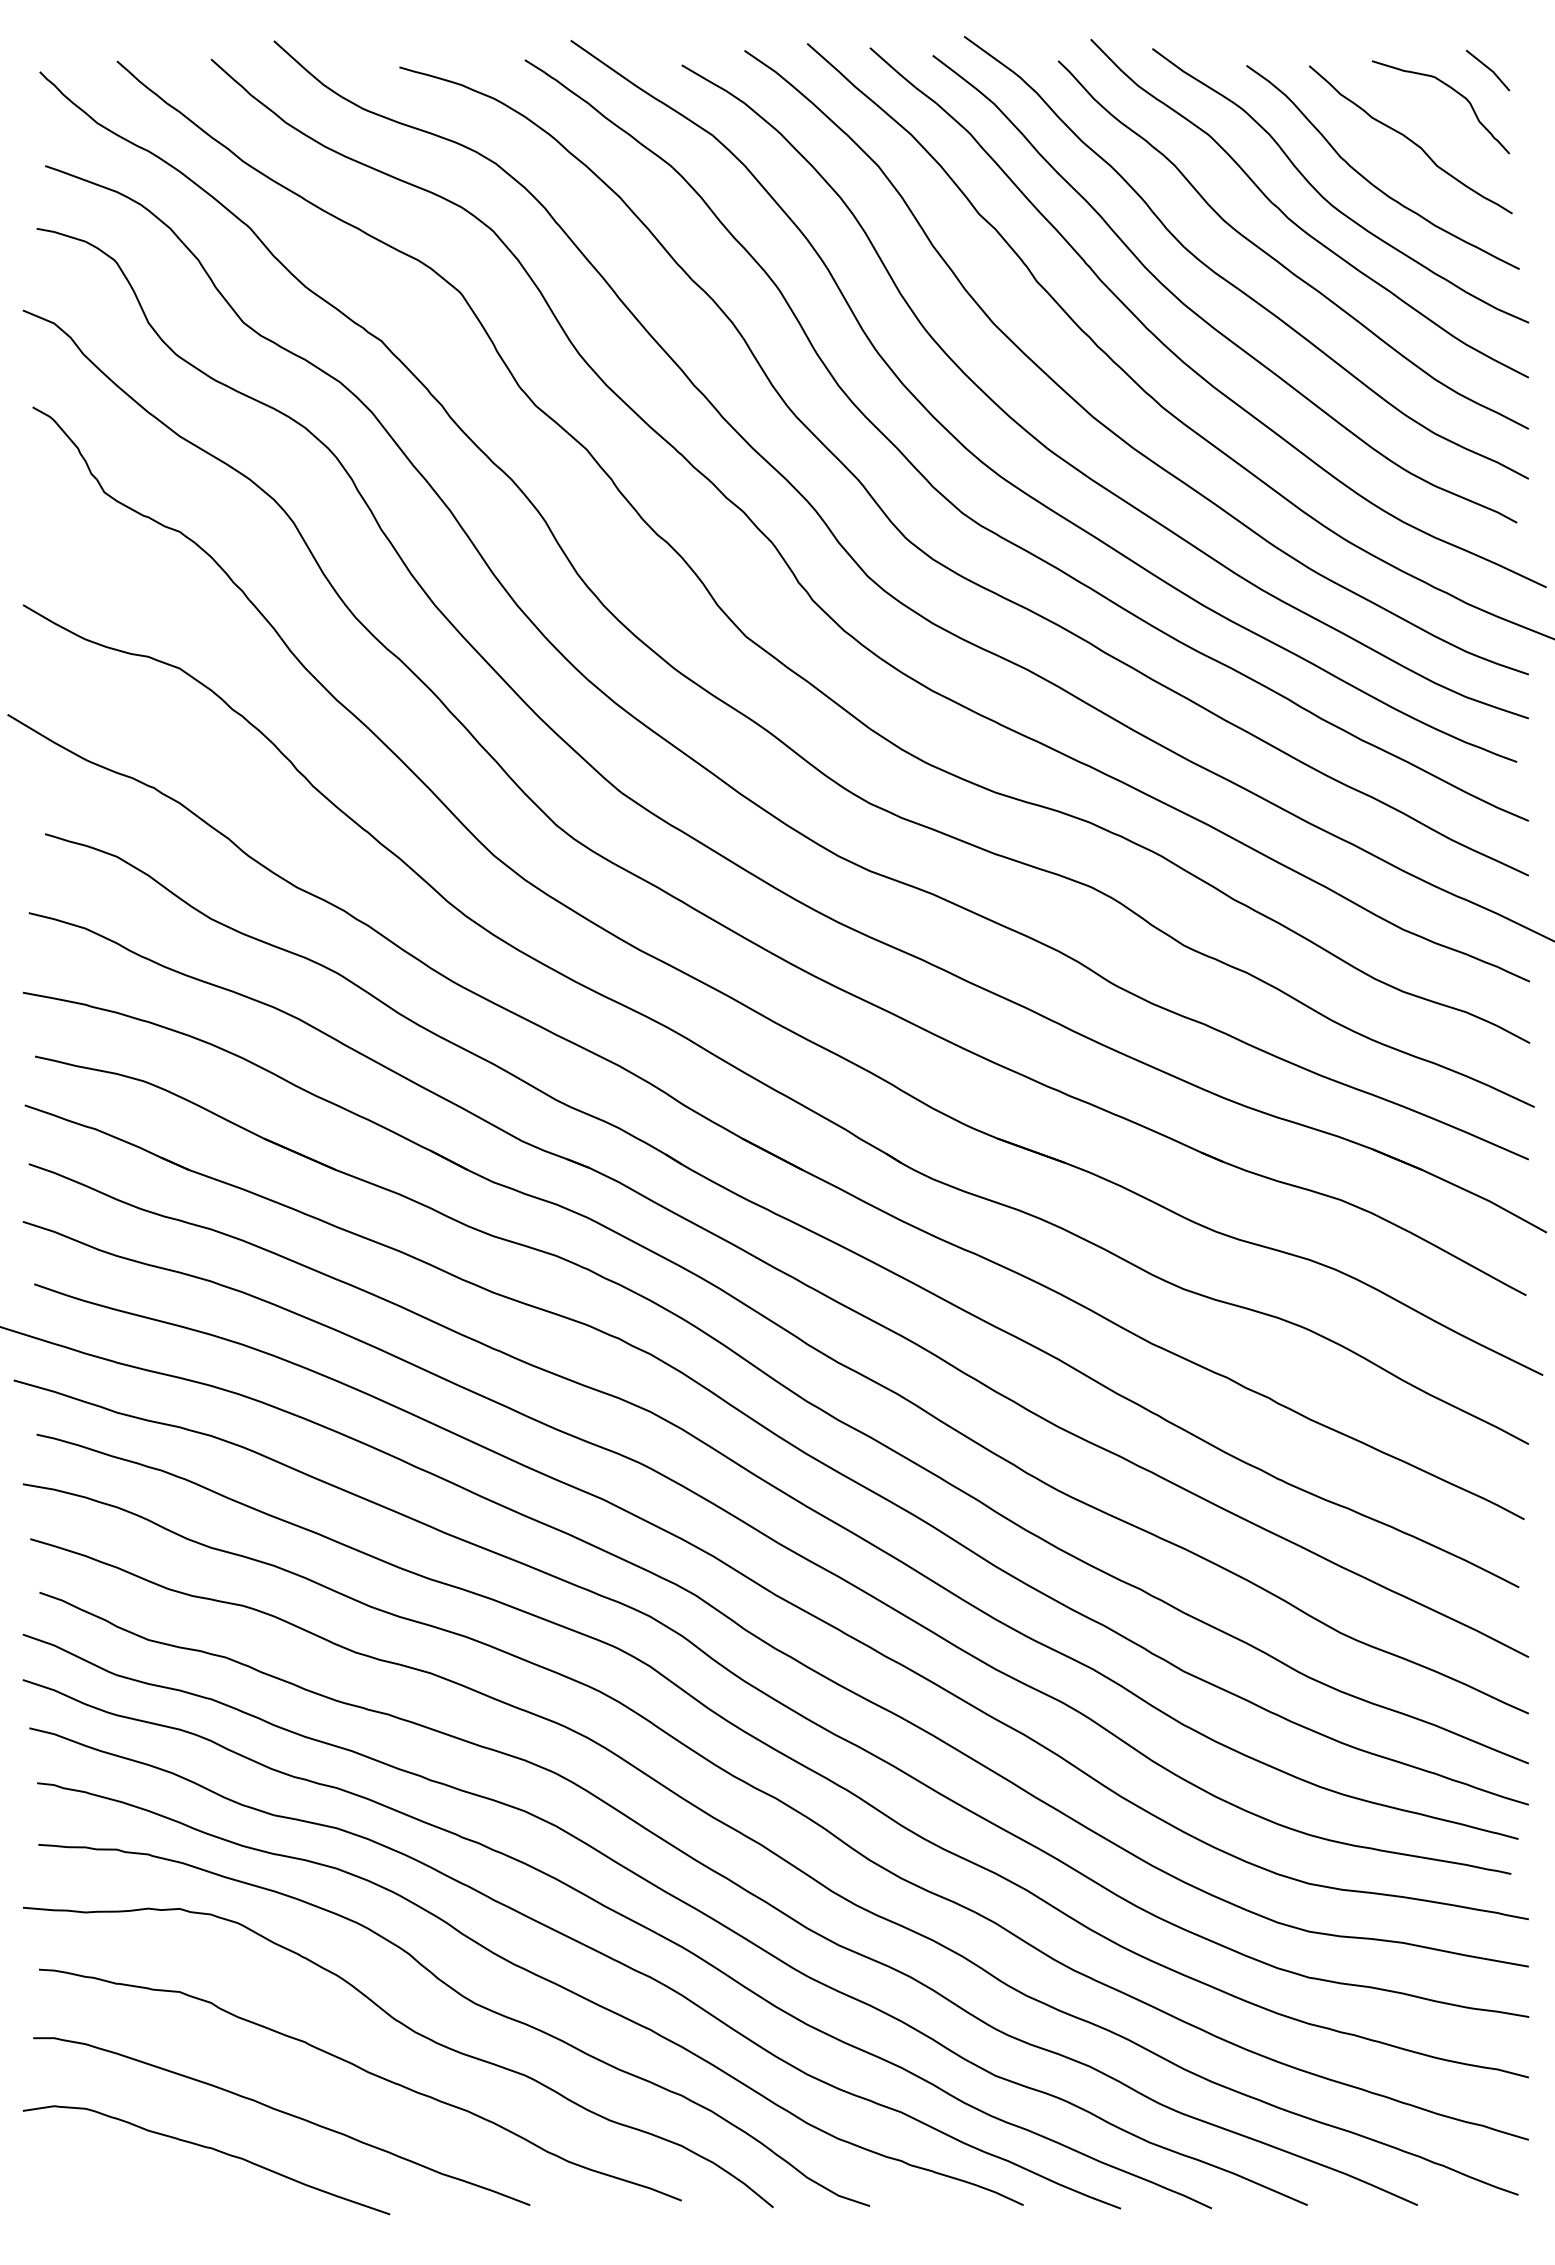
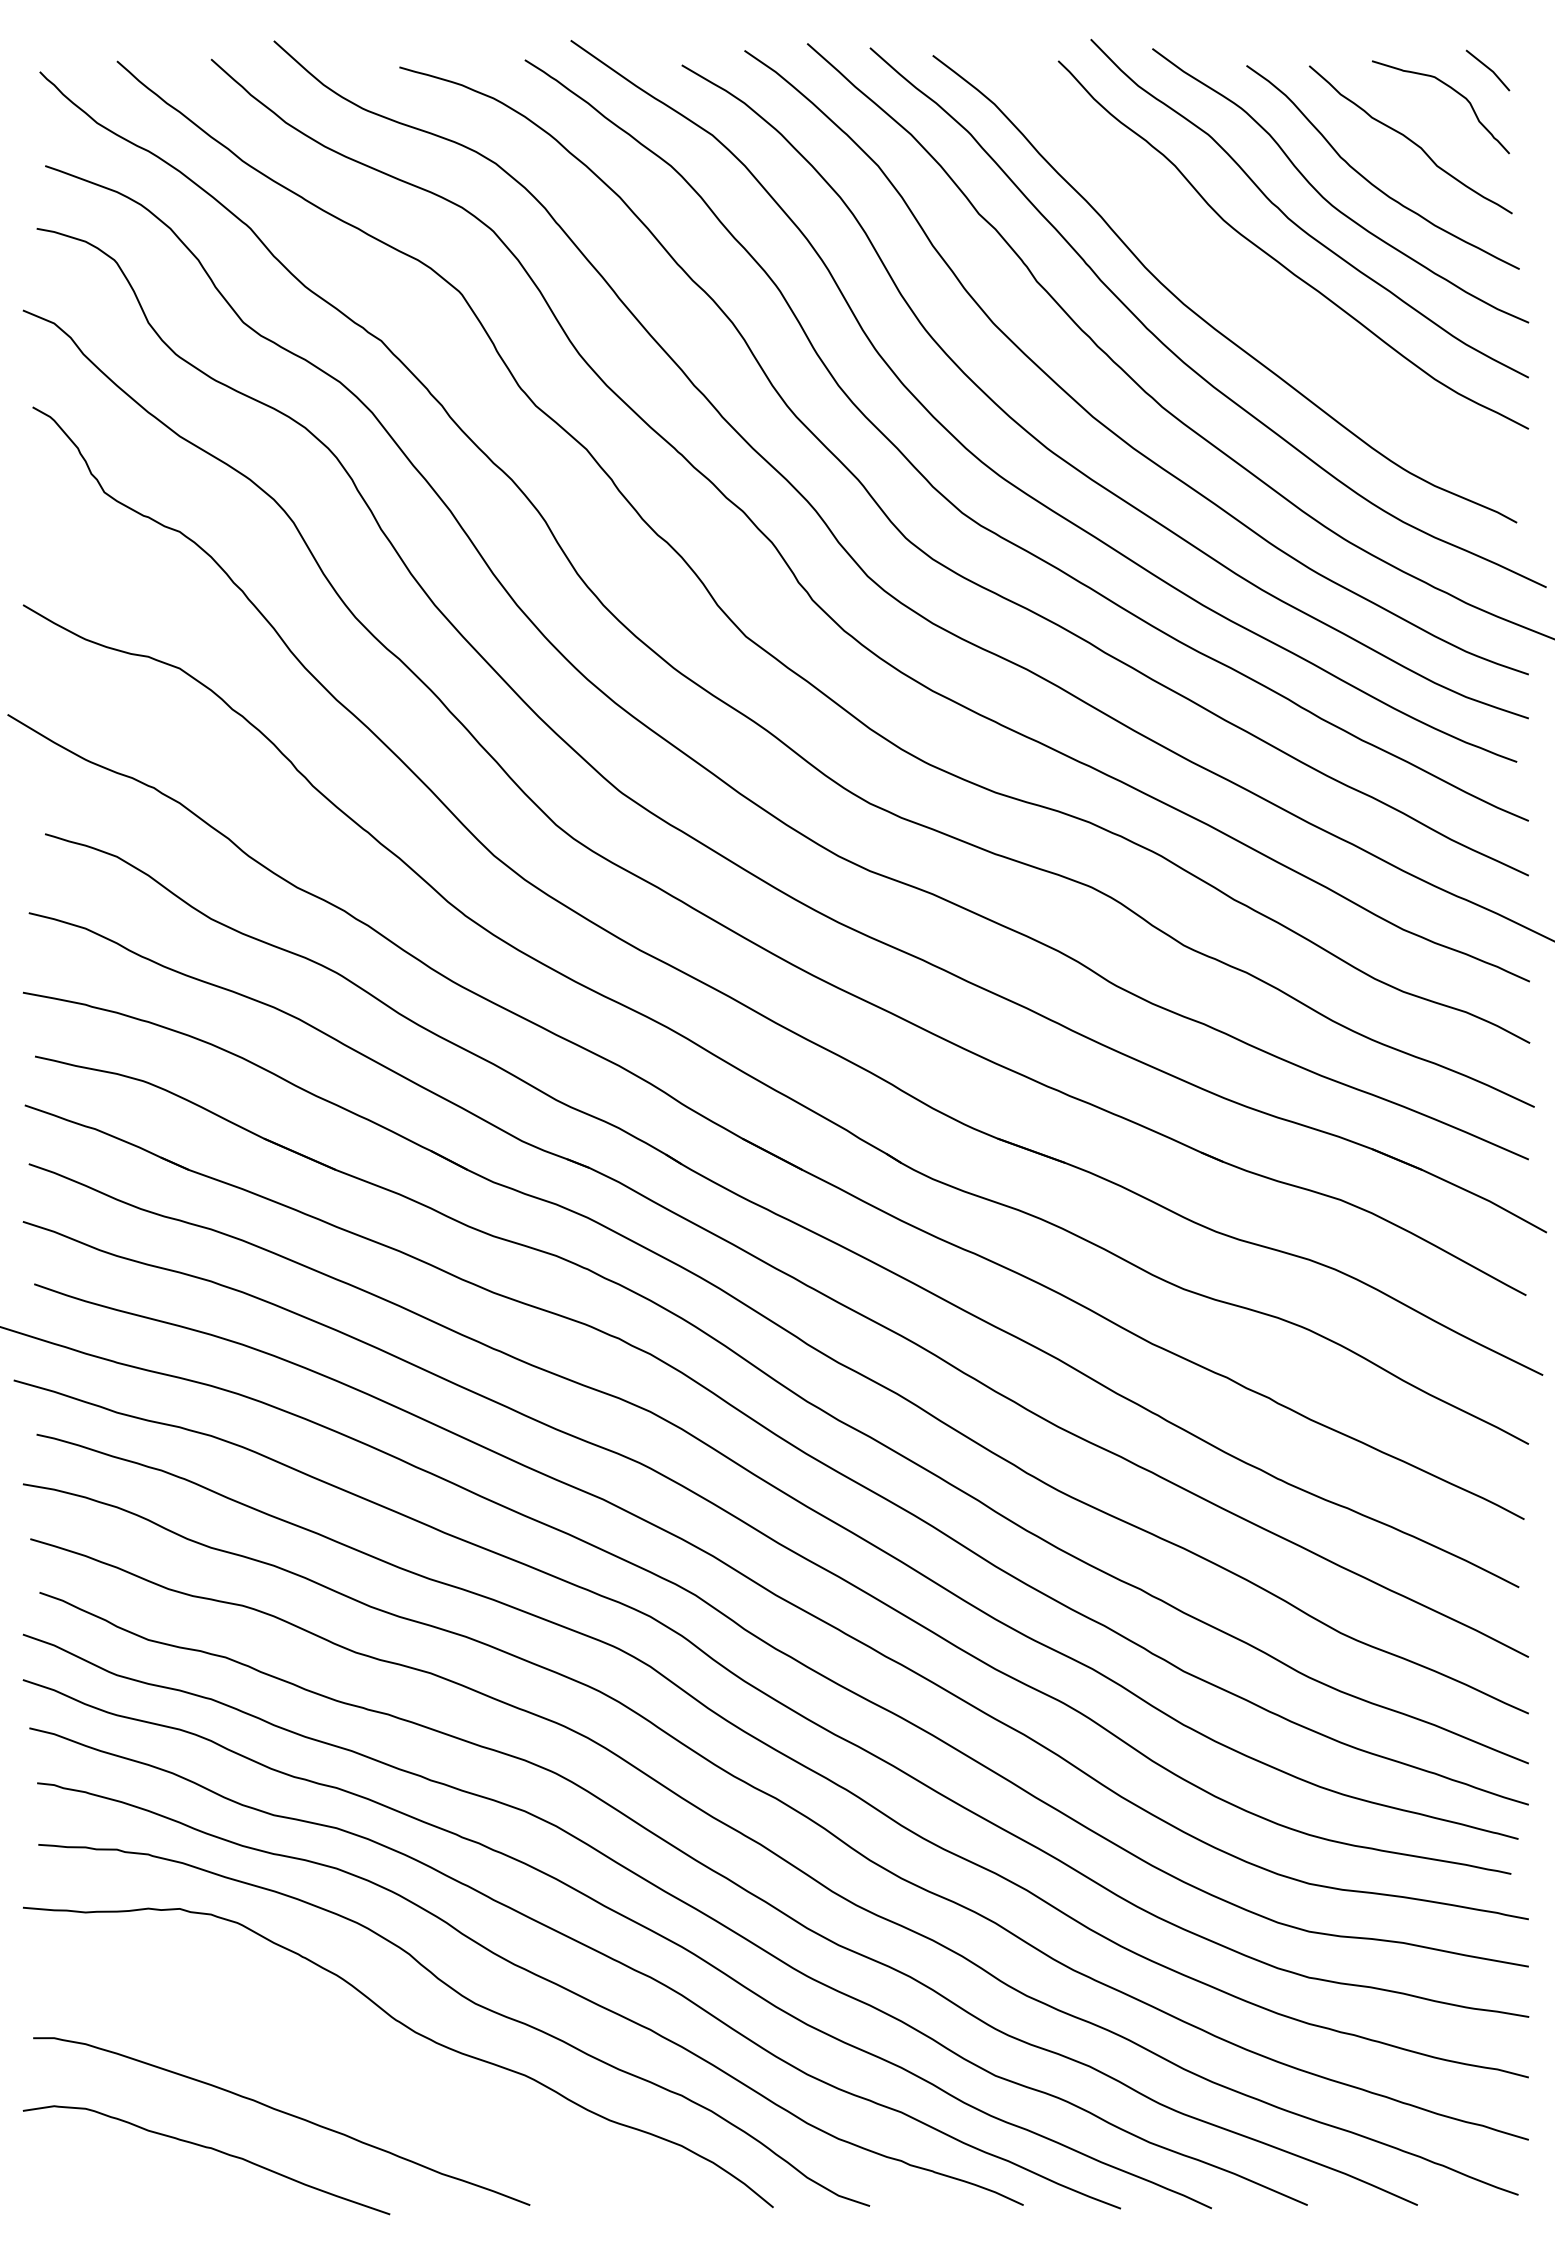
curve: present -> none (1229, 281)
curve: present -> none (366, 2072)
